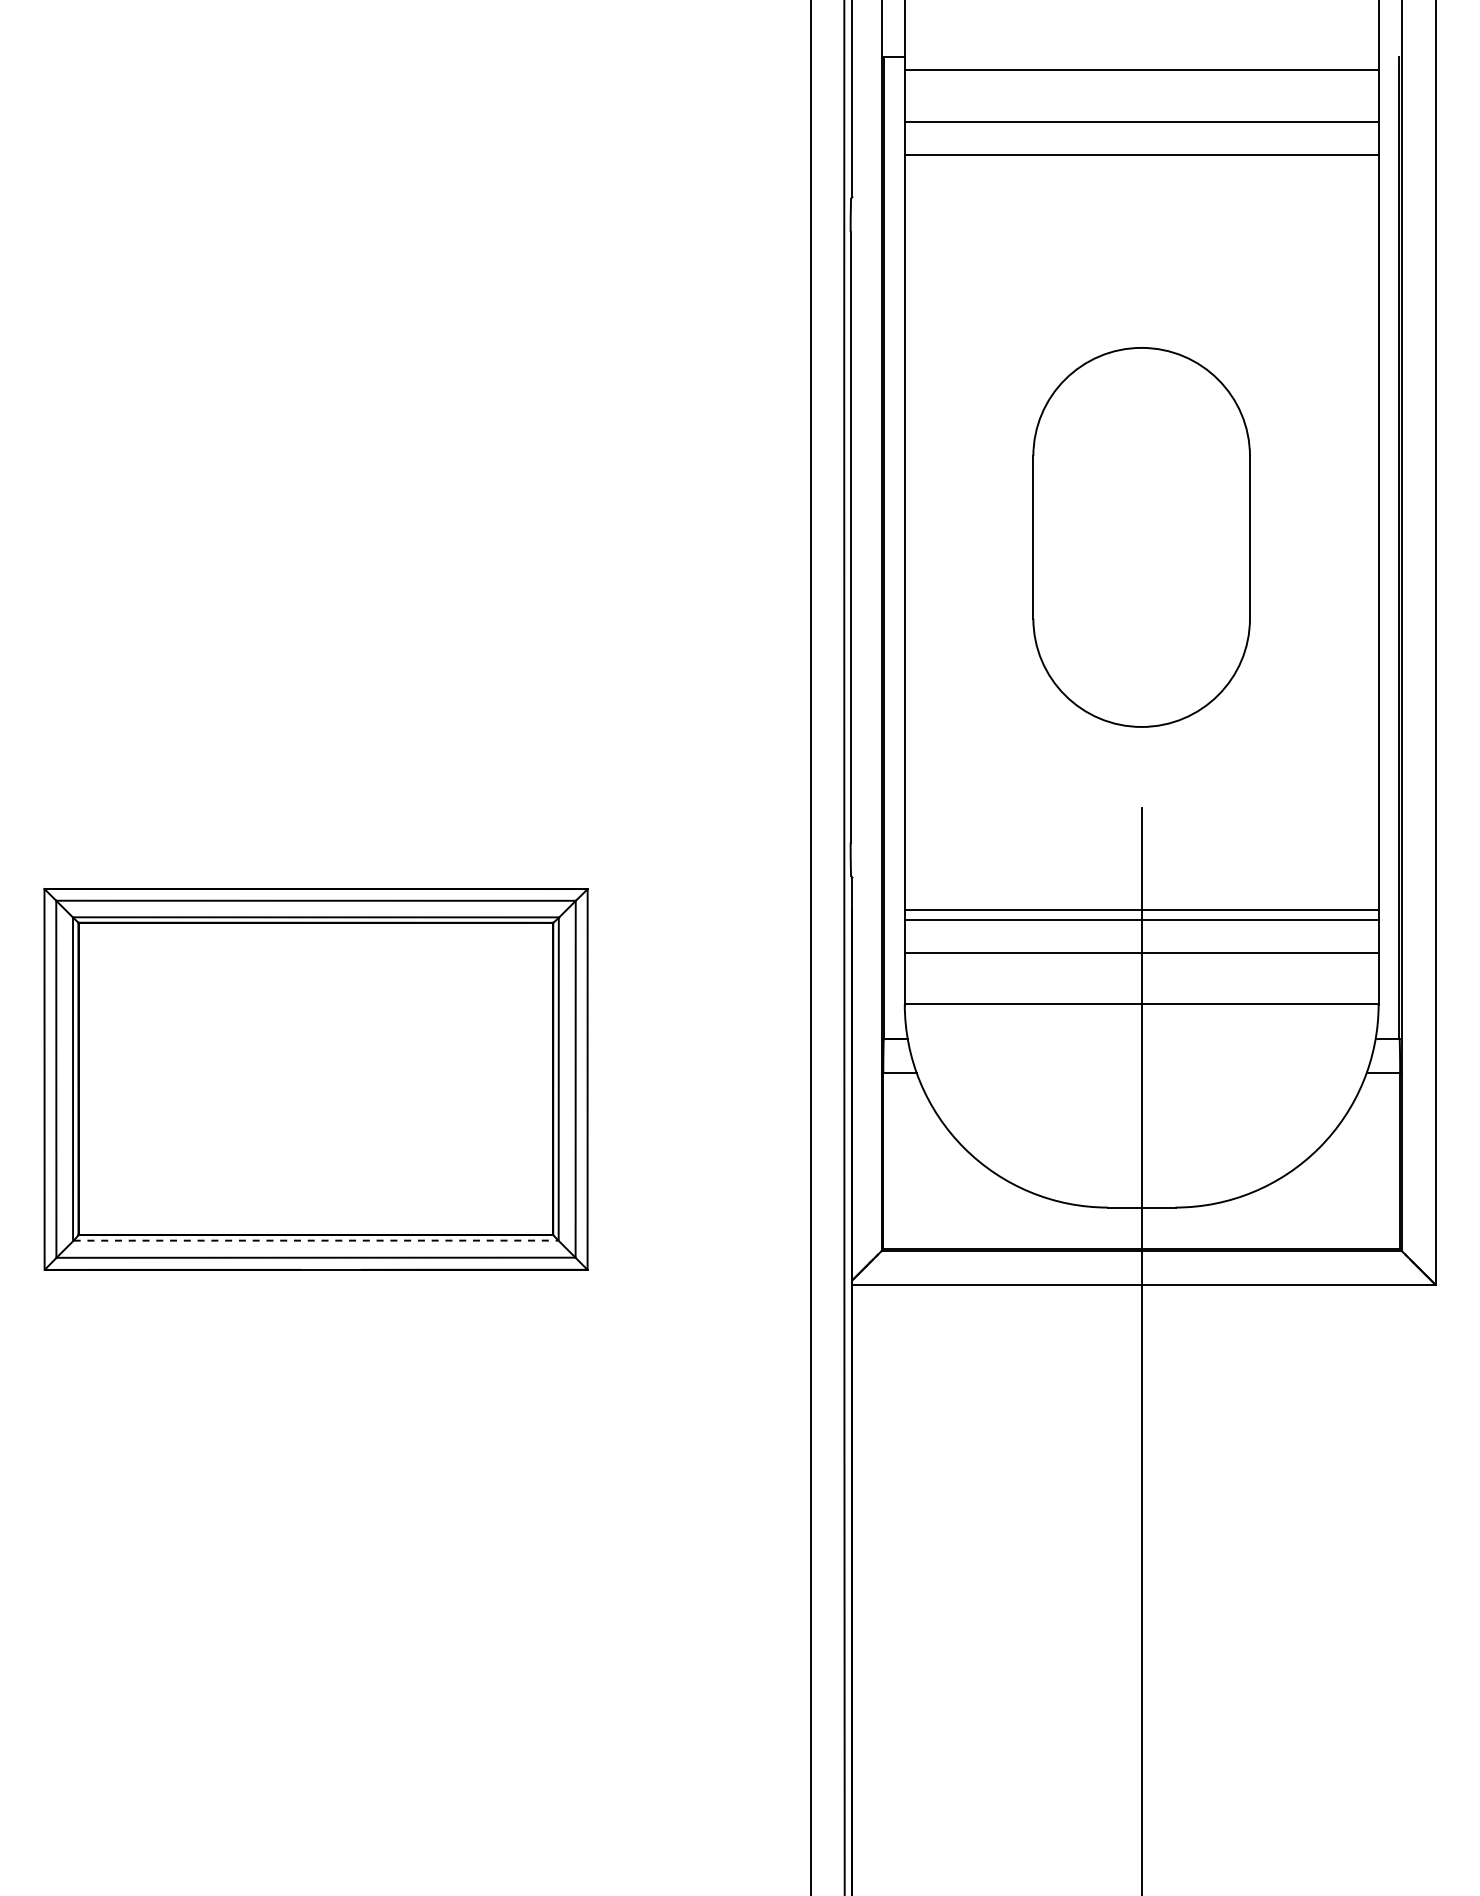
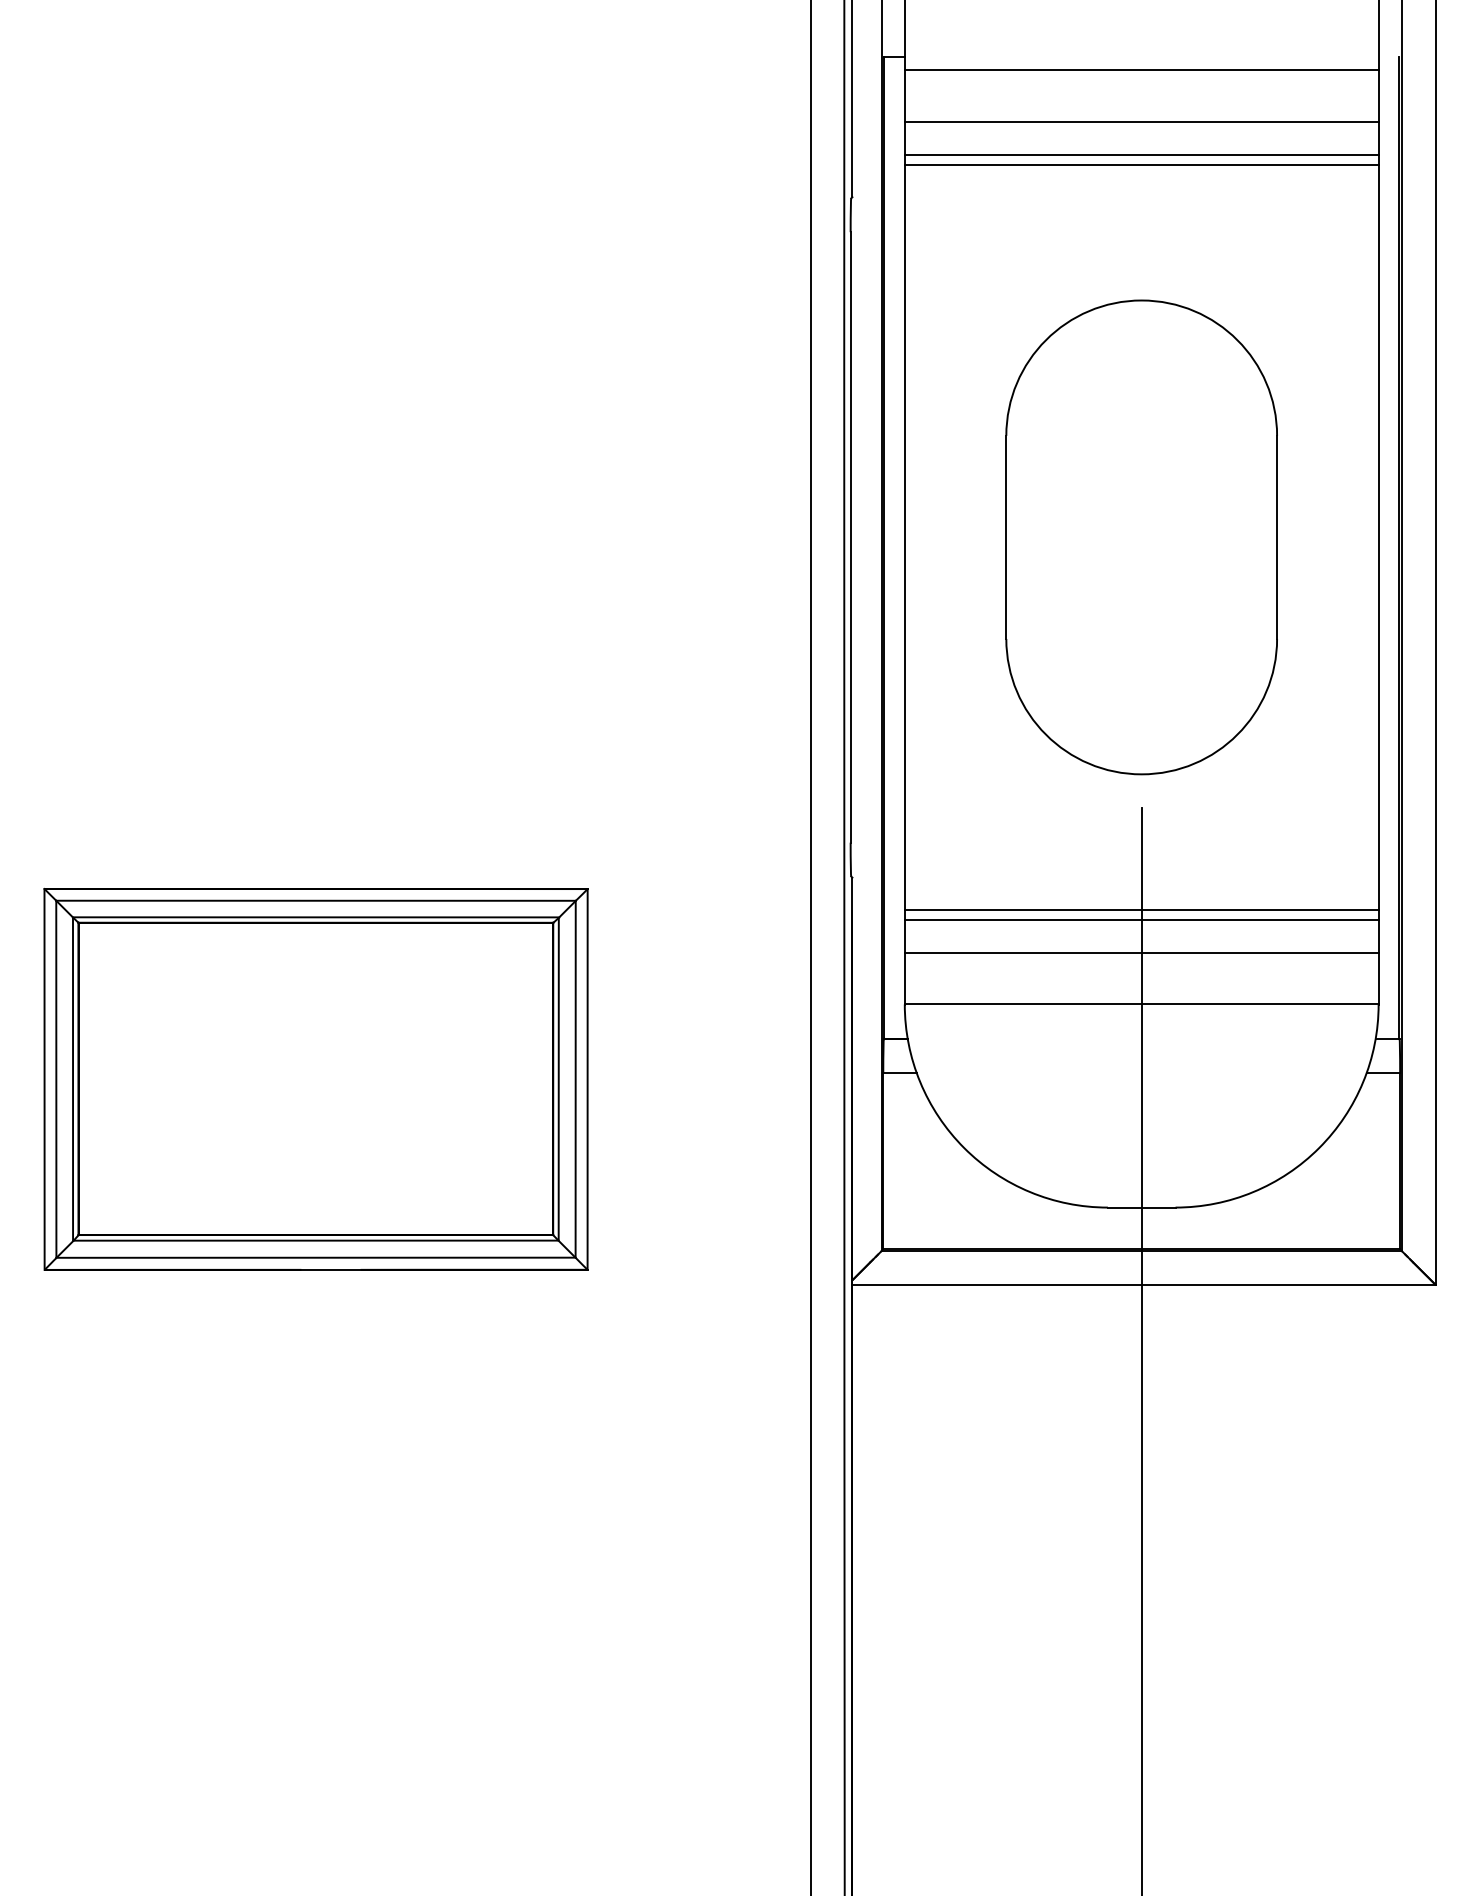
line: none -> present (1141, 165)
part size: 219x381 px -> 273x477 px (1141, 537)
line: dashed -> solid (316, 1240)
